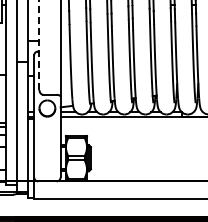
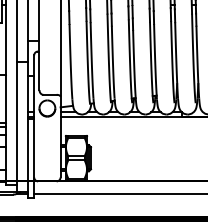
line: dashed -> solid (39, 45)
line position: (119, 198) -> (119, 193) (119, 193)
